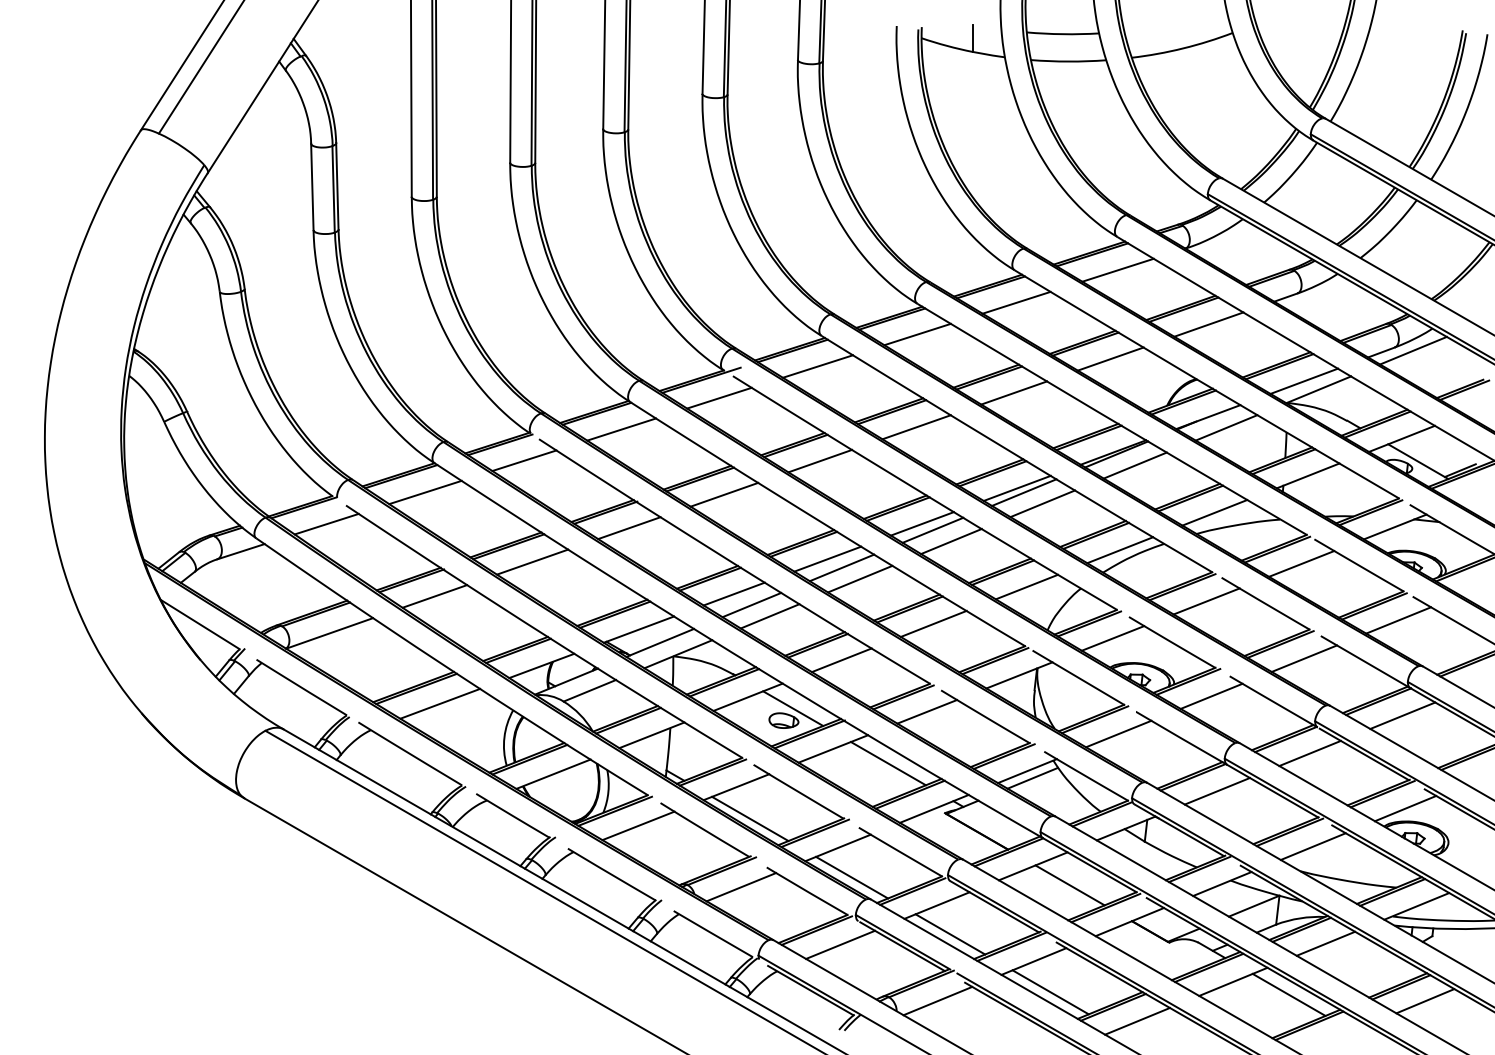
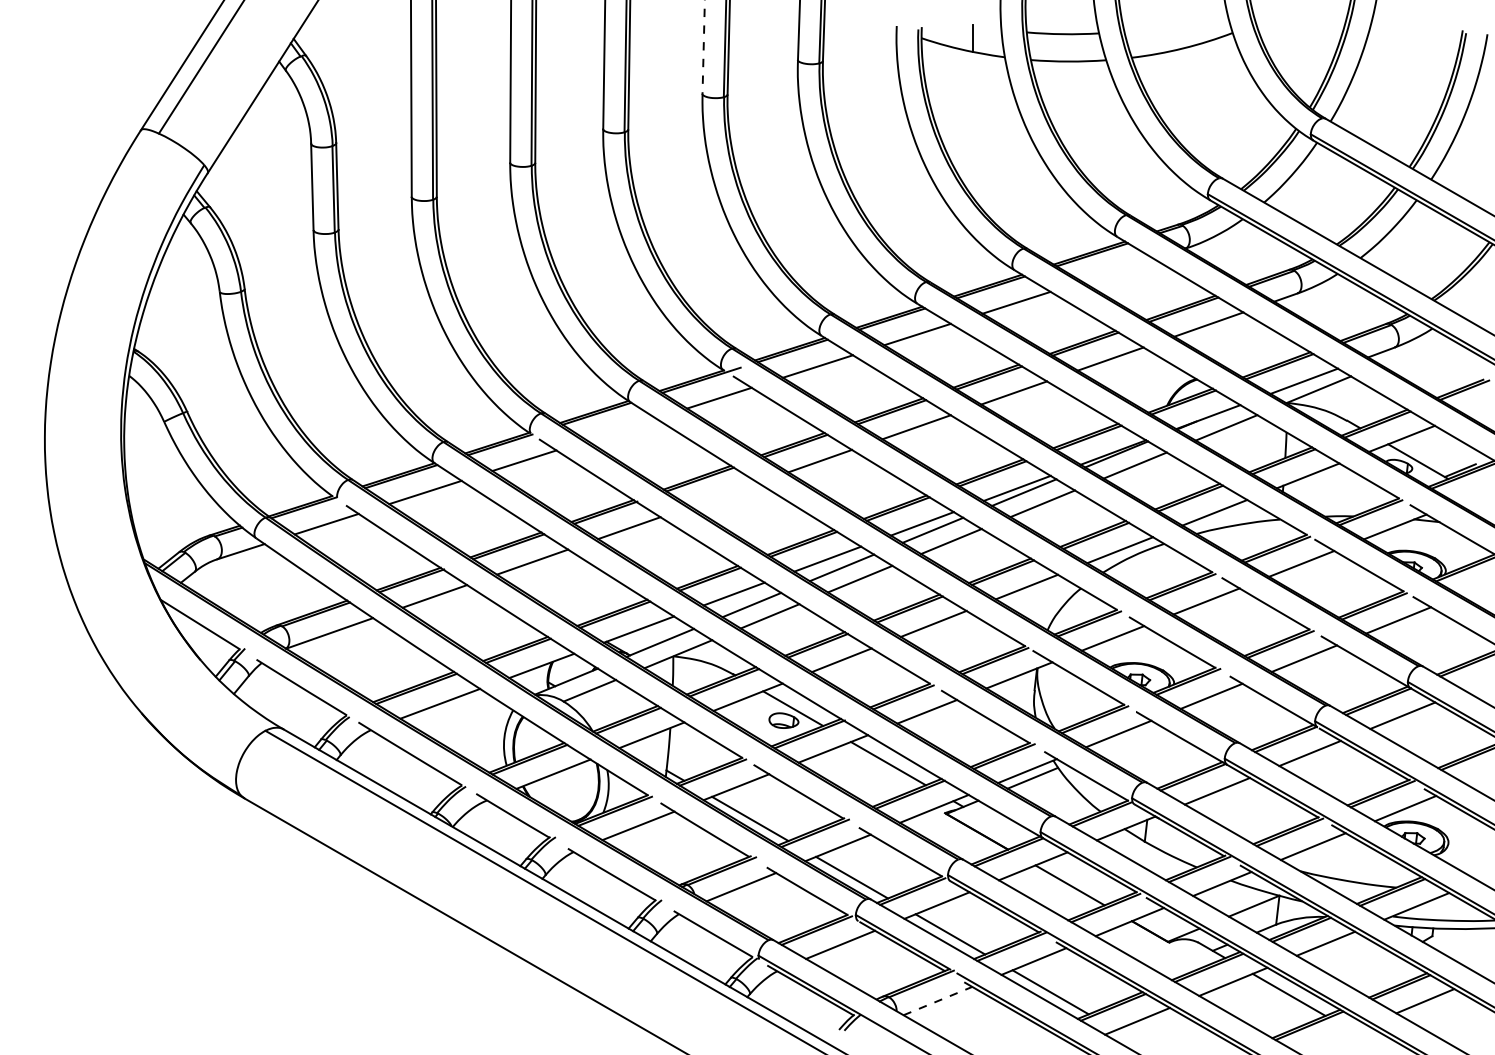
line: solid -> dashed (703, 47)
line: present -> none (1117, 269)
line: present -> none (1413, 350)
line: present -> none (621, 429)
line: present -> none (724, 494)
line: solid -> dashed (938, 1000)
